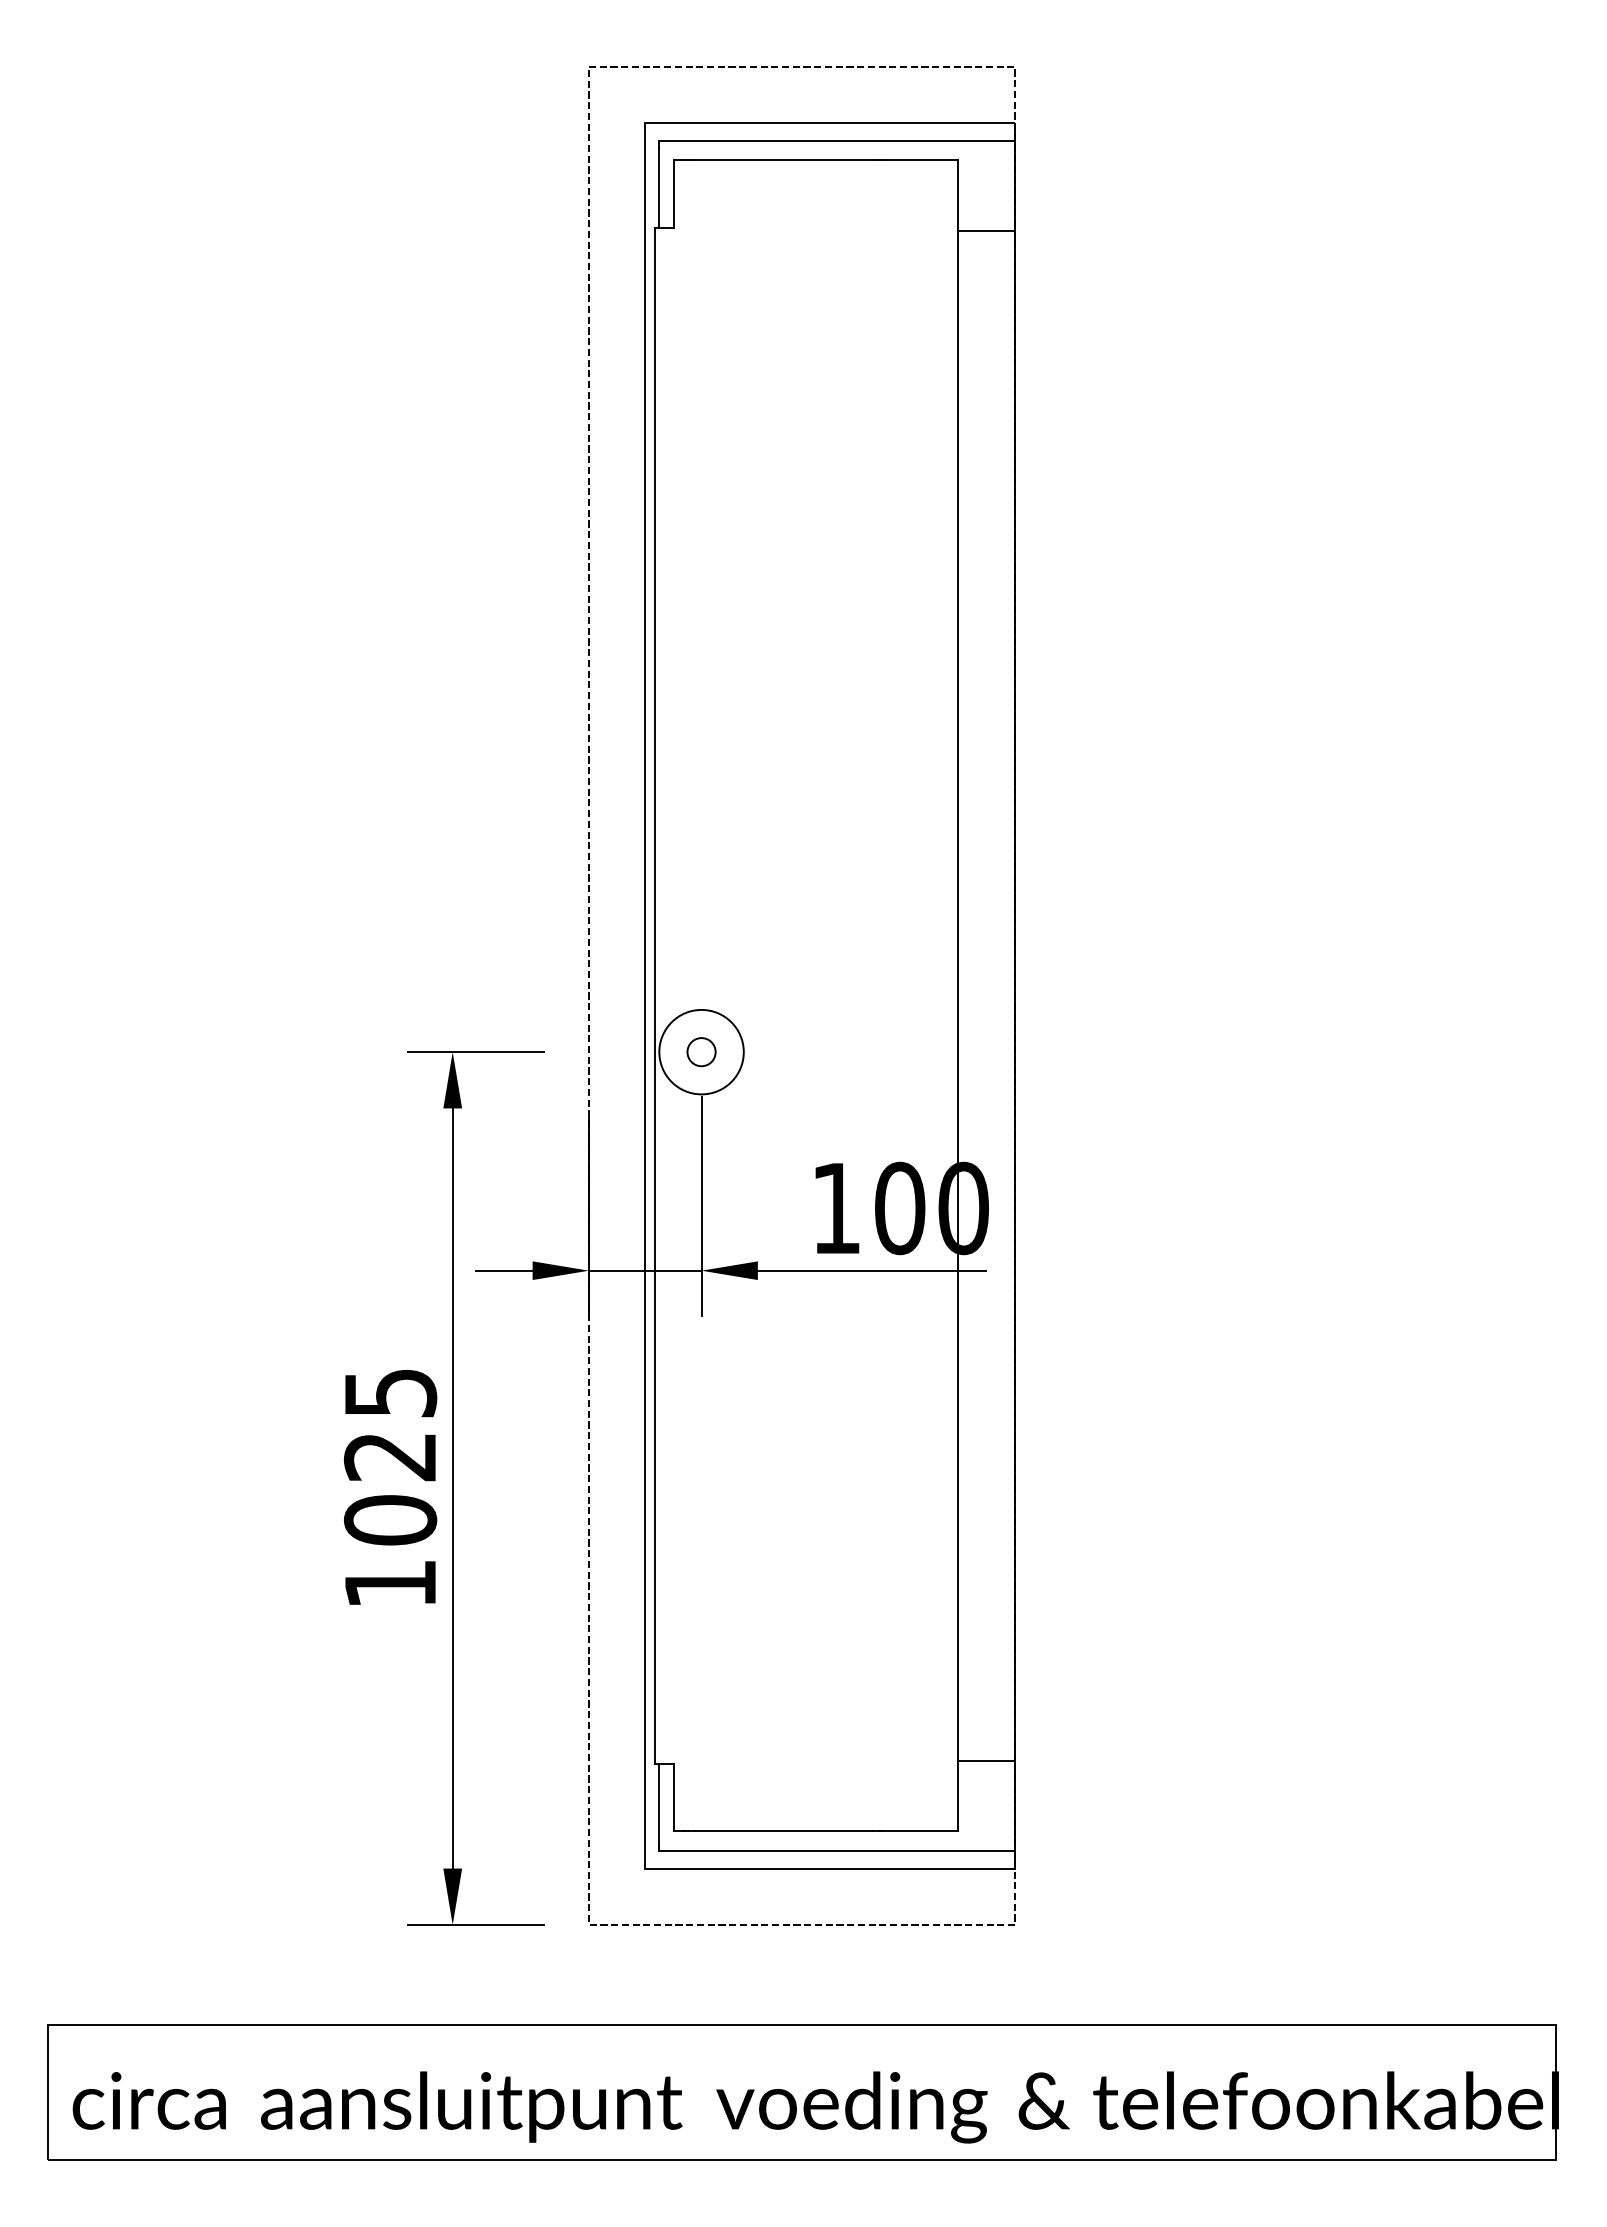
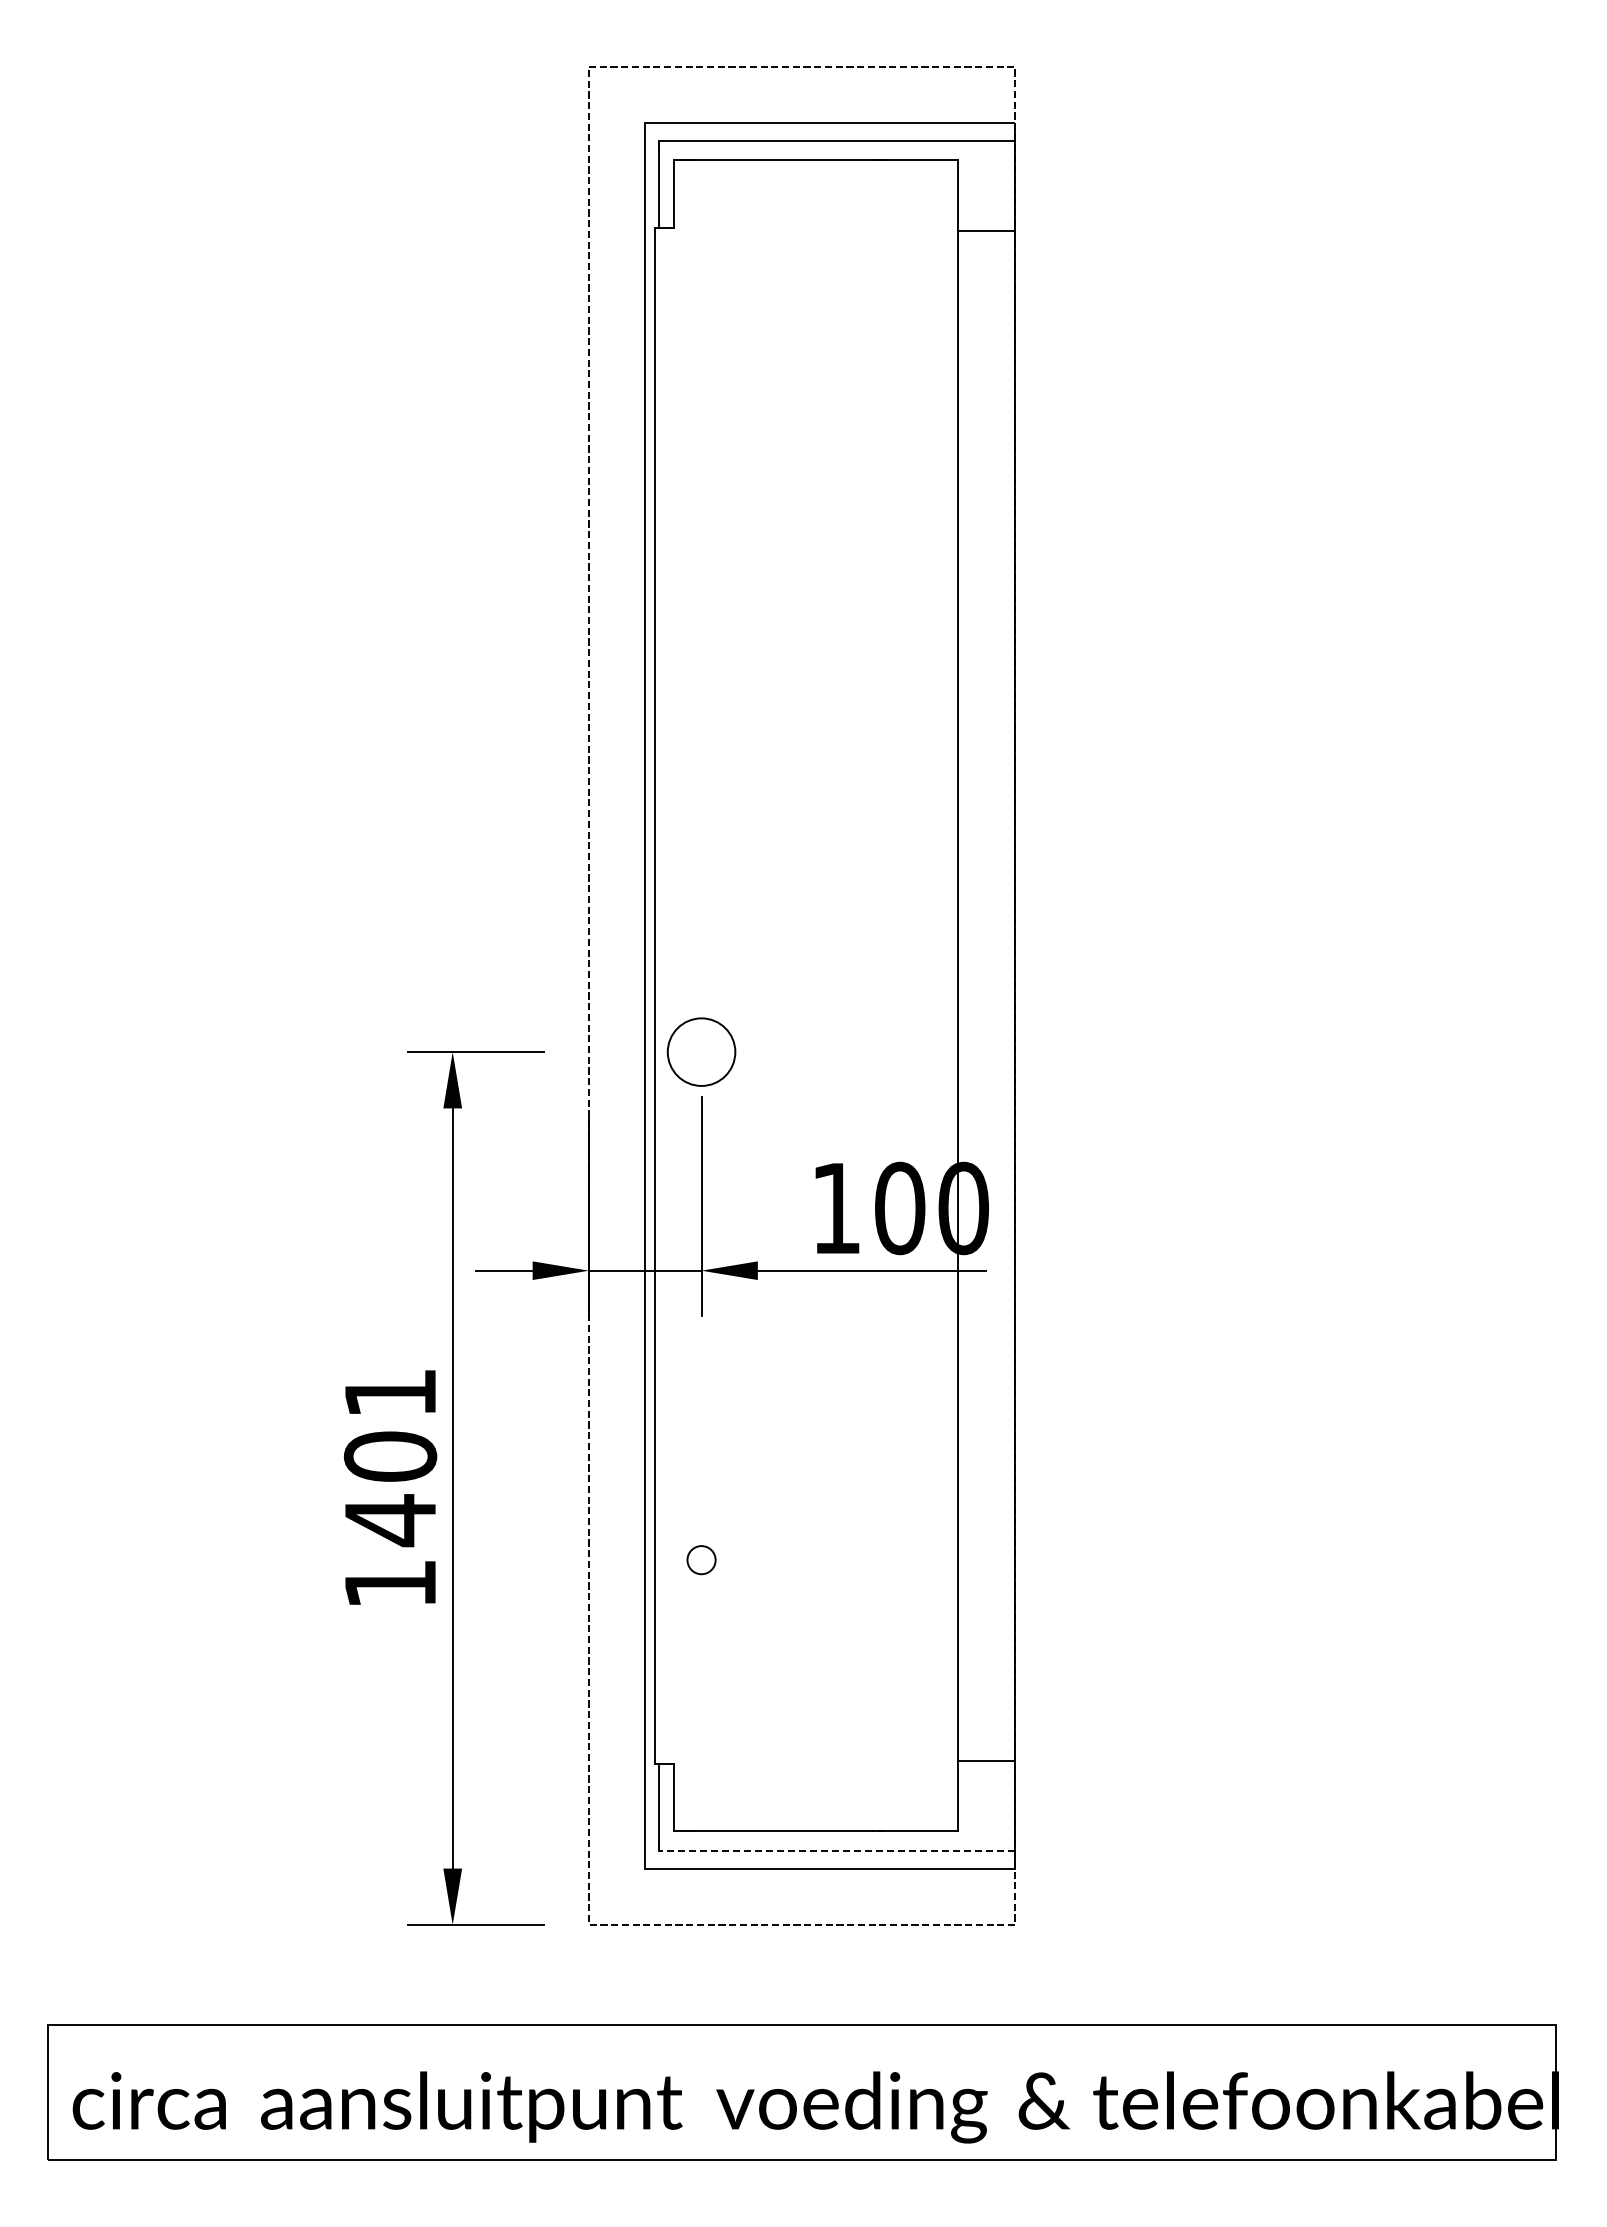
circle diameter: 84 px -> 68 px (701, 1051)
circle position: (701, 1052) -> (701, 1560) (701, 1560)
text: 1025 -> 1401 (390, 1458)
line: solid -> dashed (836, 1850)
